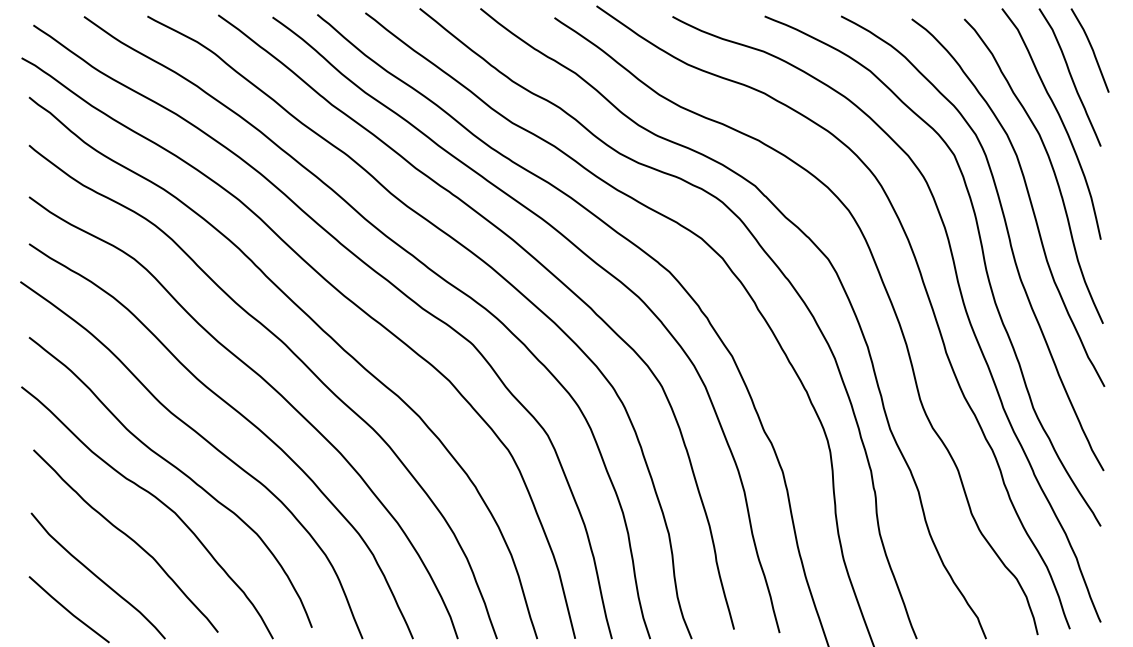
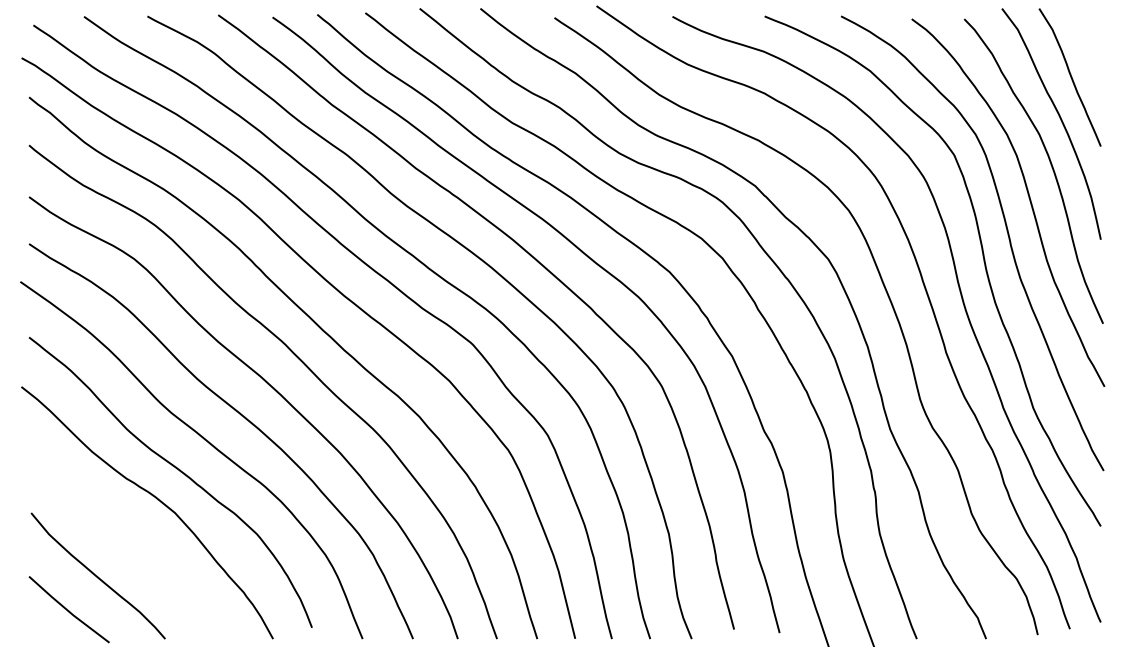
curve: present -> none (1091, 49)
curve: present -> none (127, 537)
